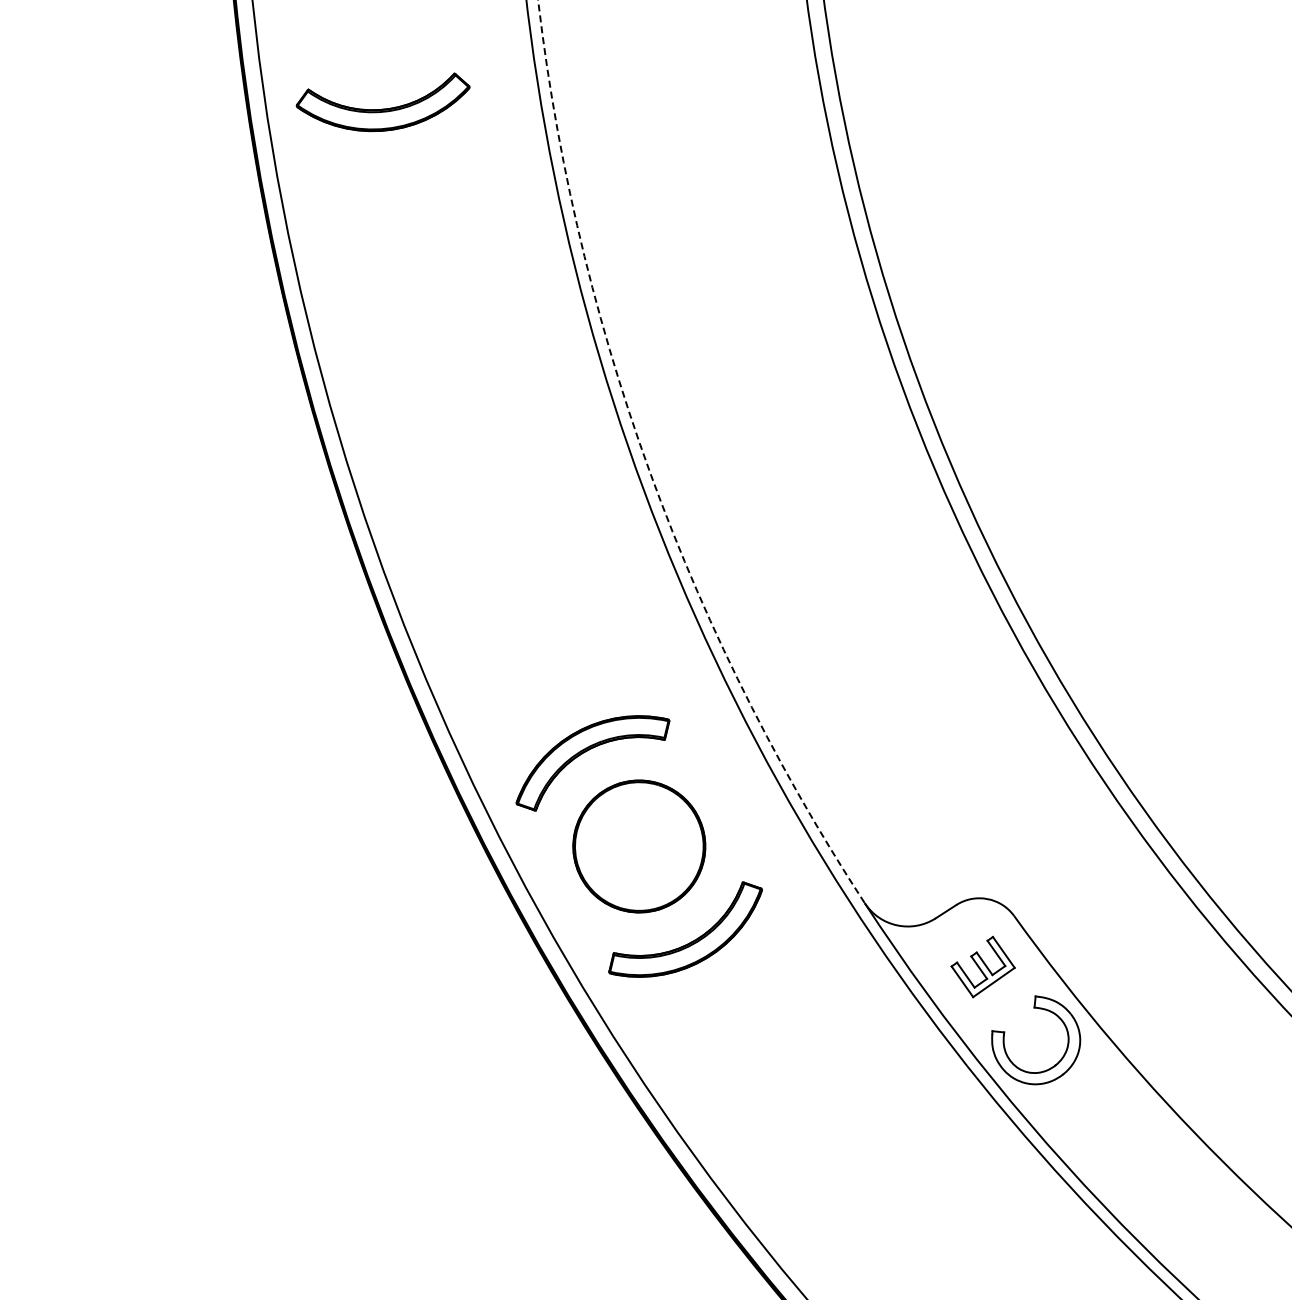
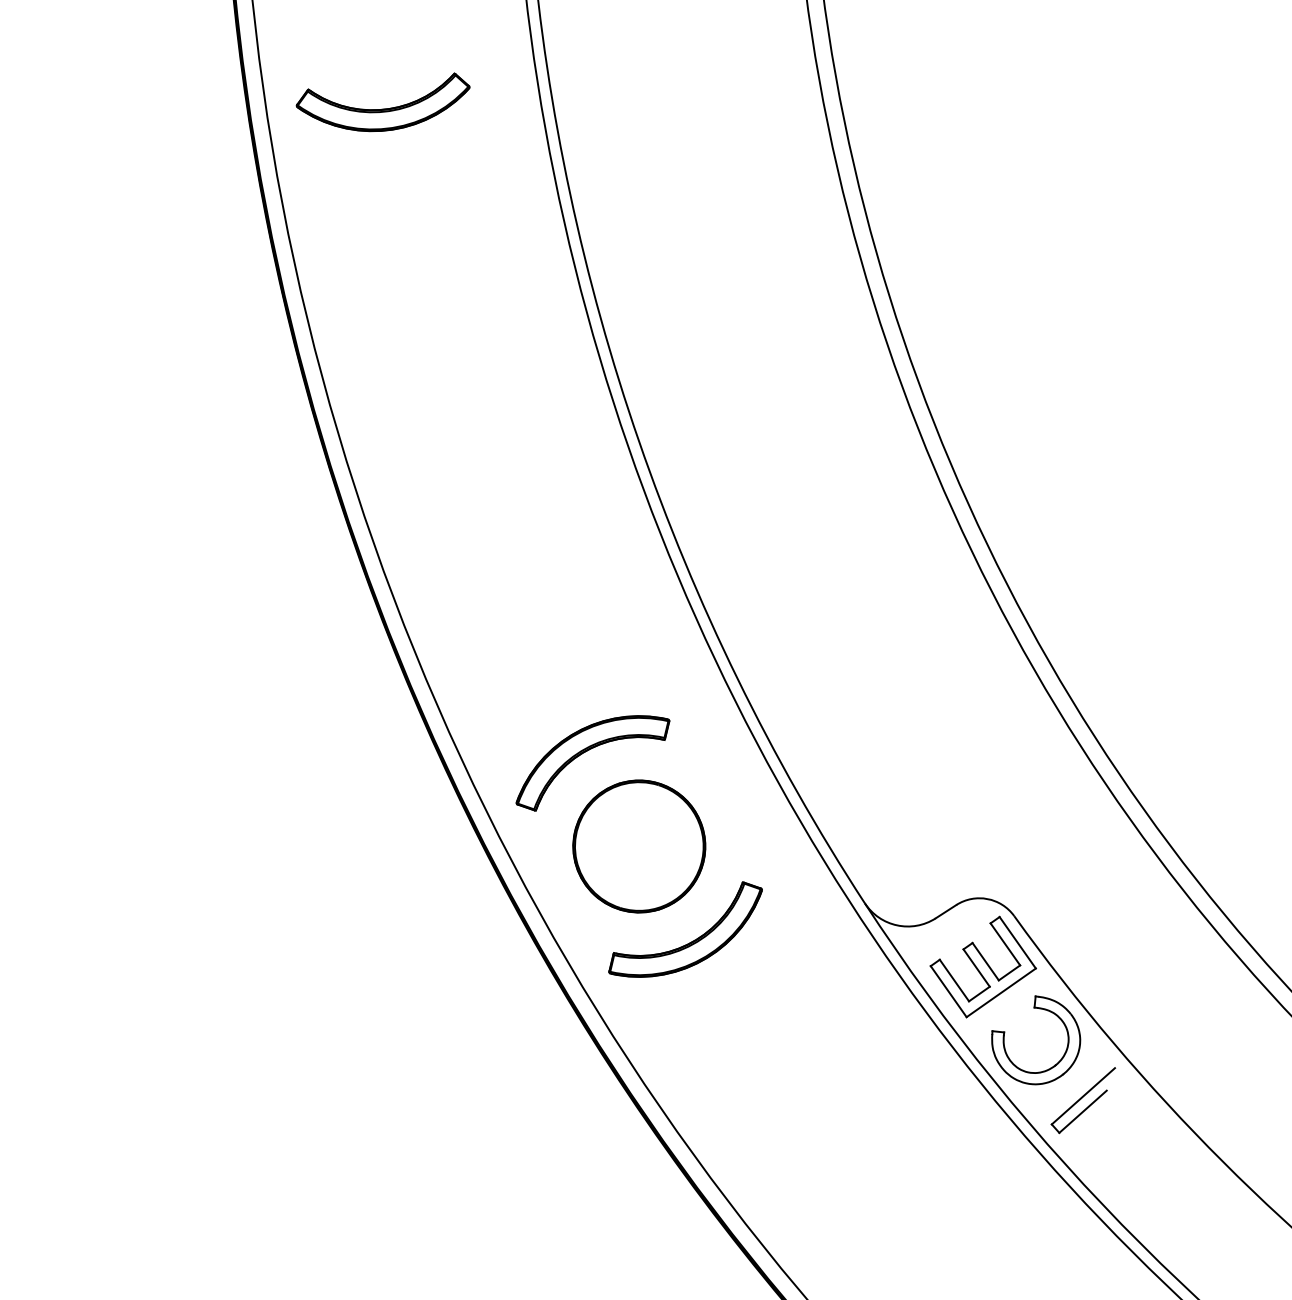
arc: dashed -> solid (649, 470)
part size: 66x64 px -> 108x104 px (982, 966)
part: none -> present (1082, 1100)
